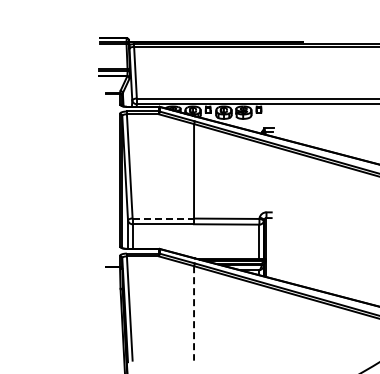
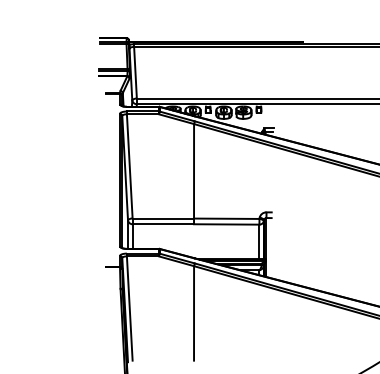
line: dashed -> solid (163, 218)
line: dashed -> solid (194, 313)
